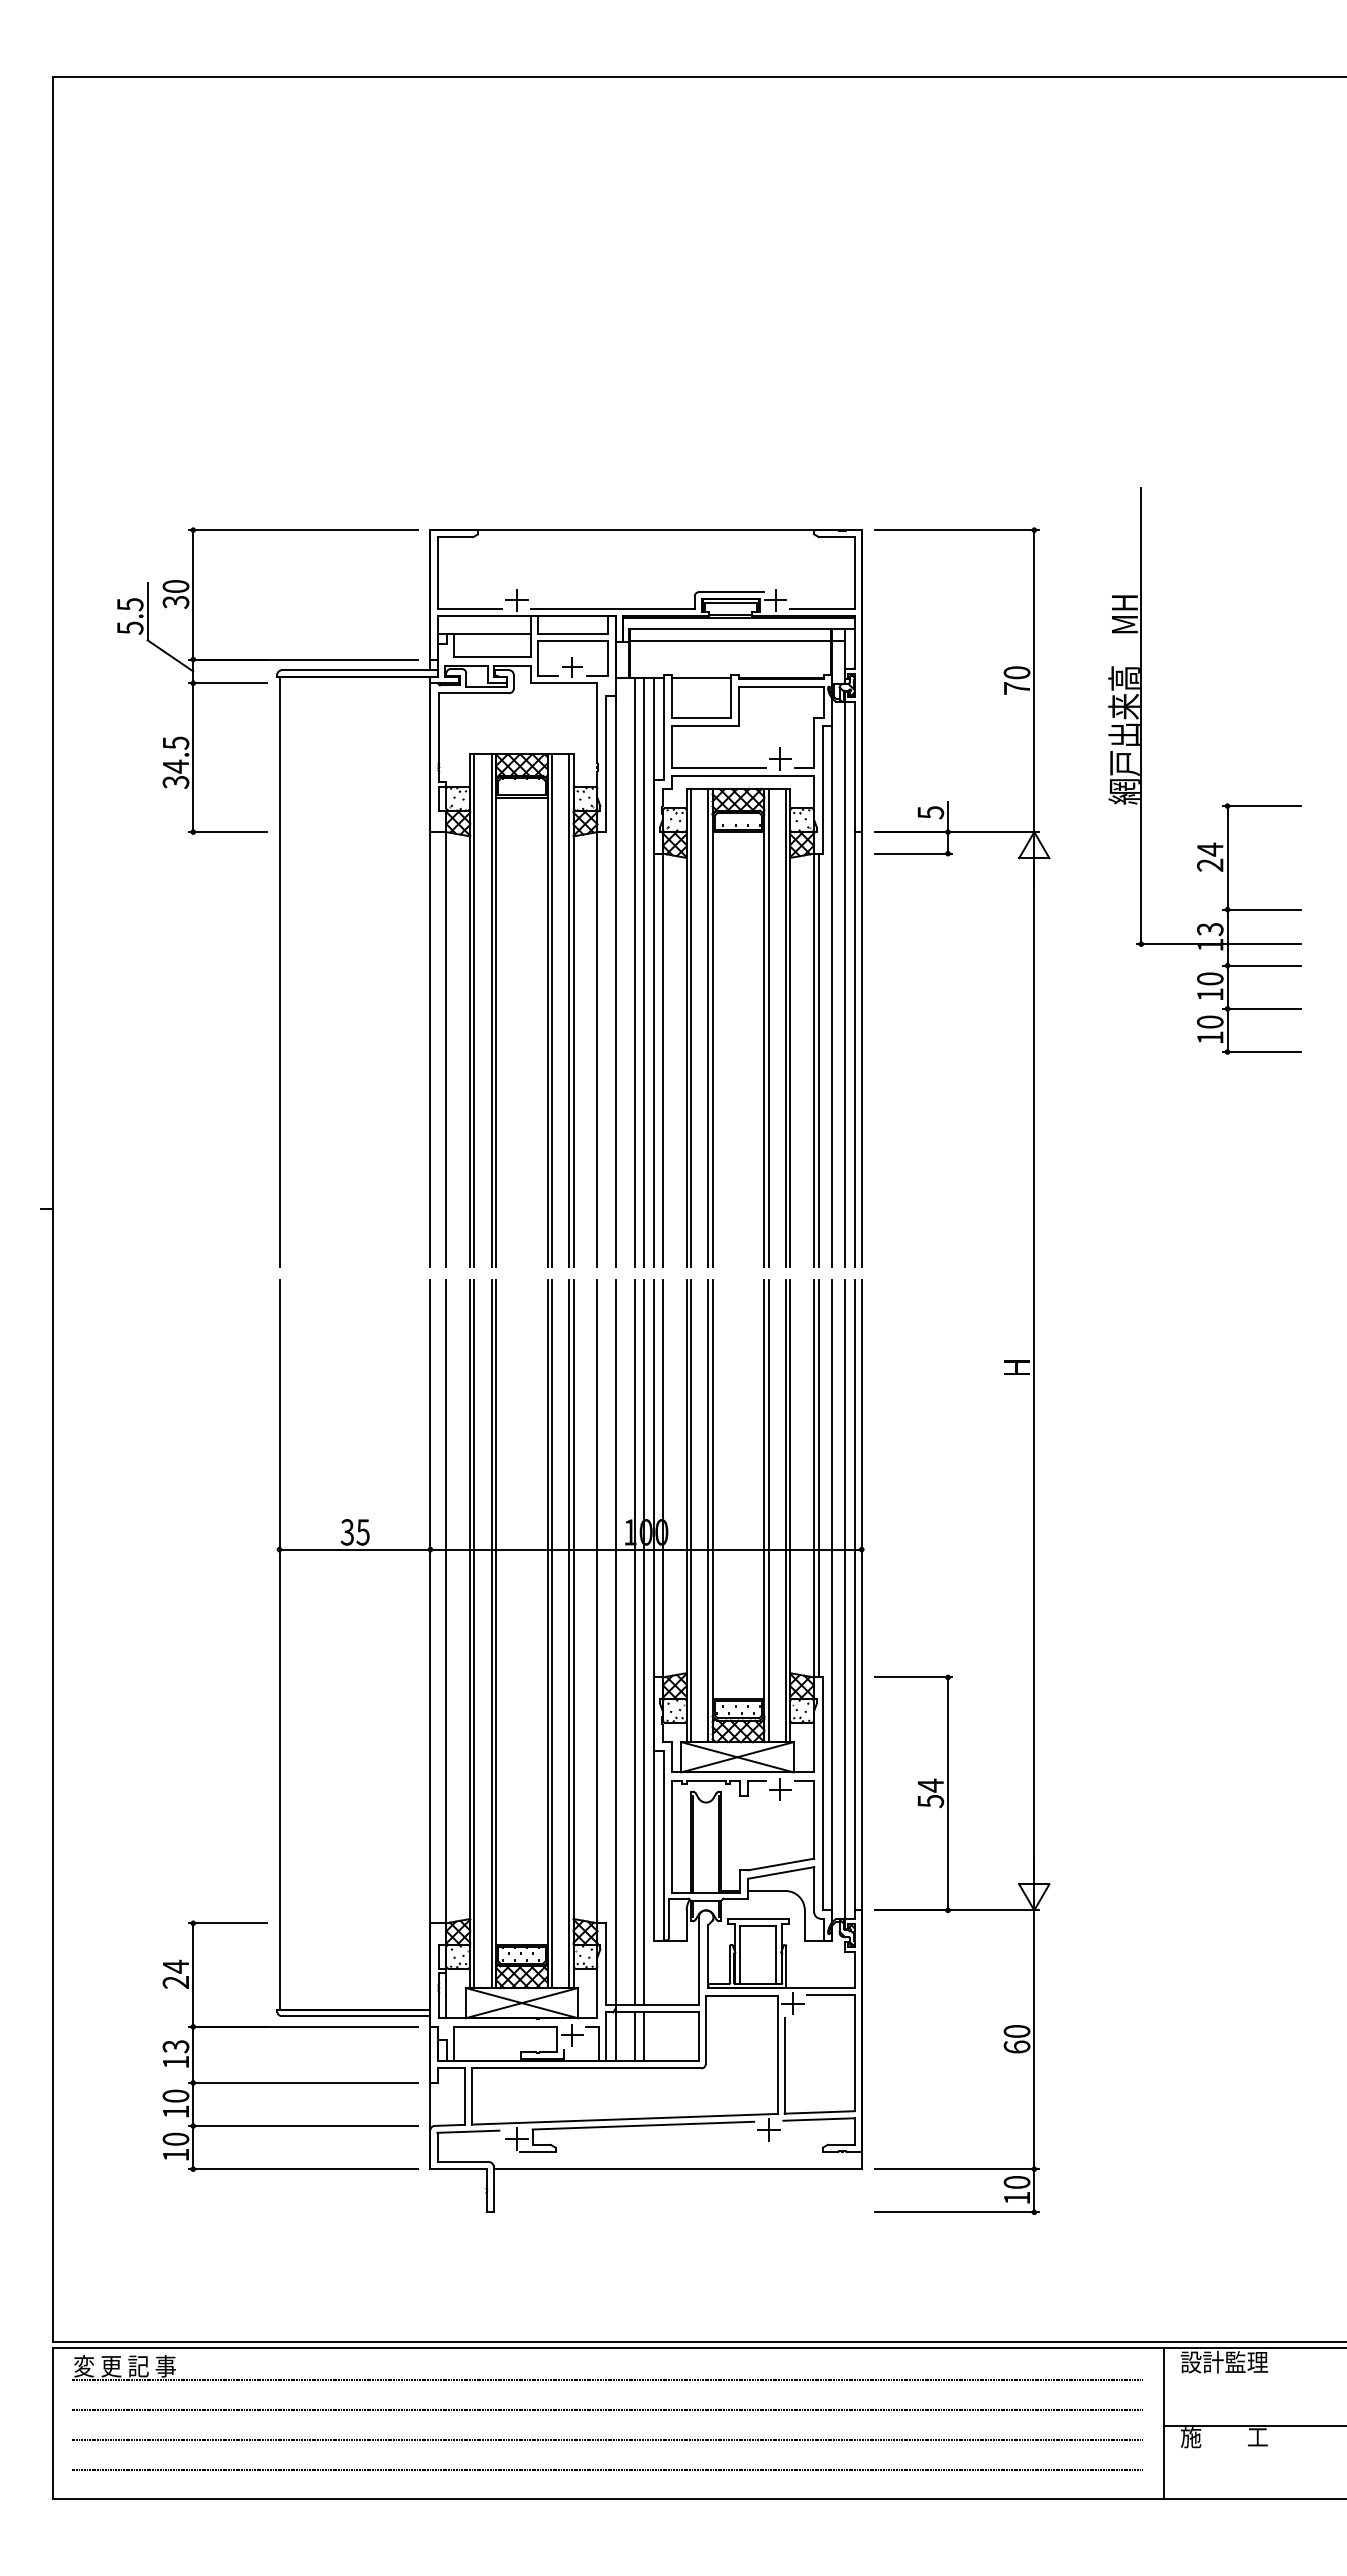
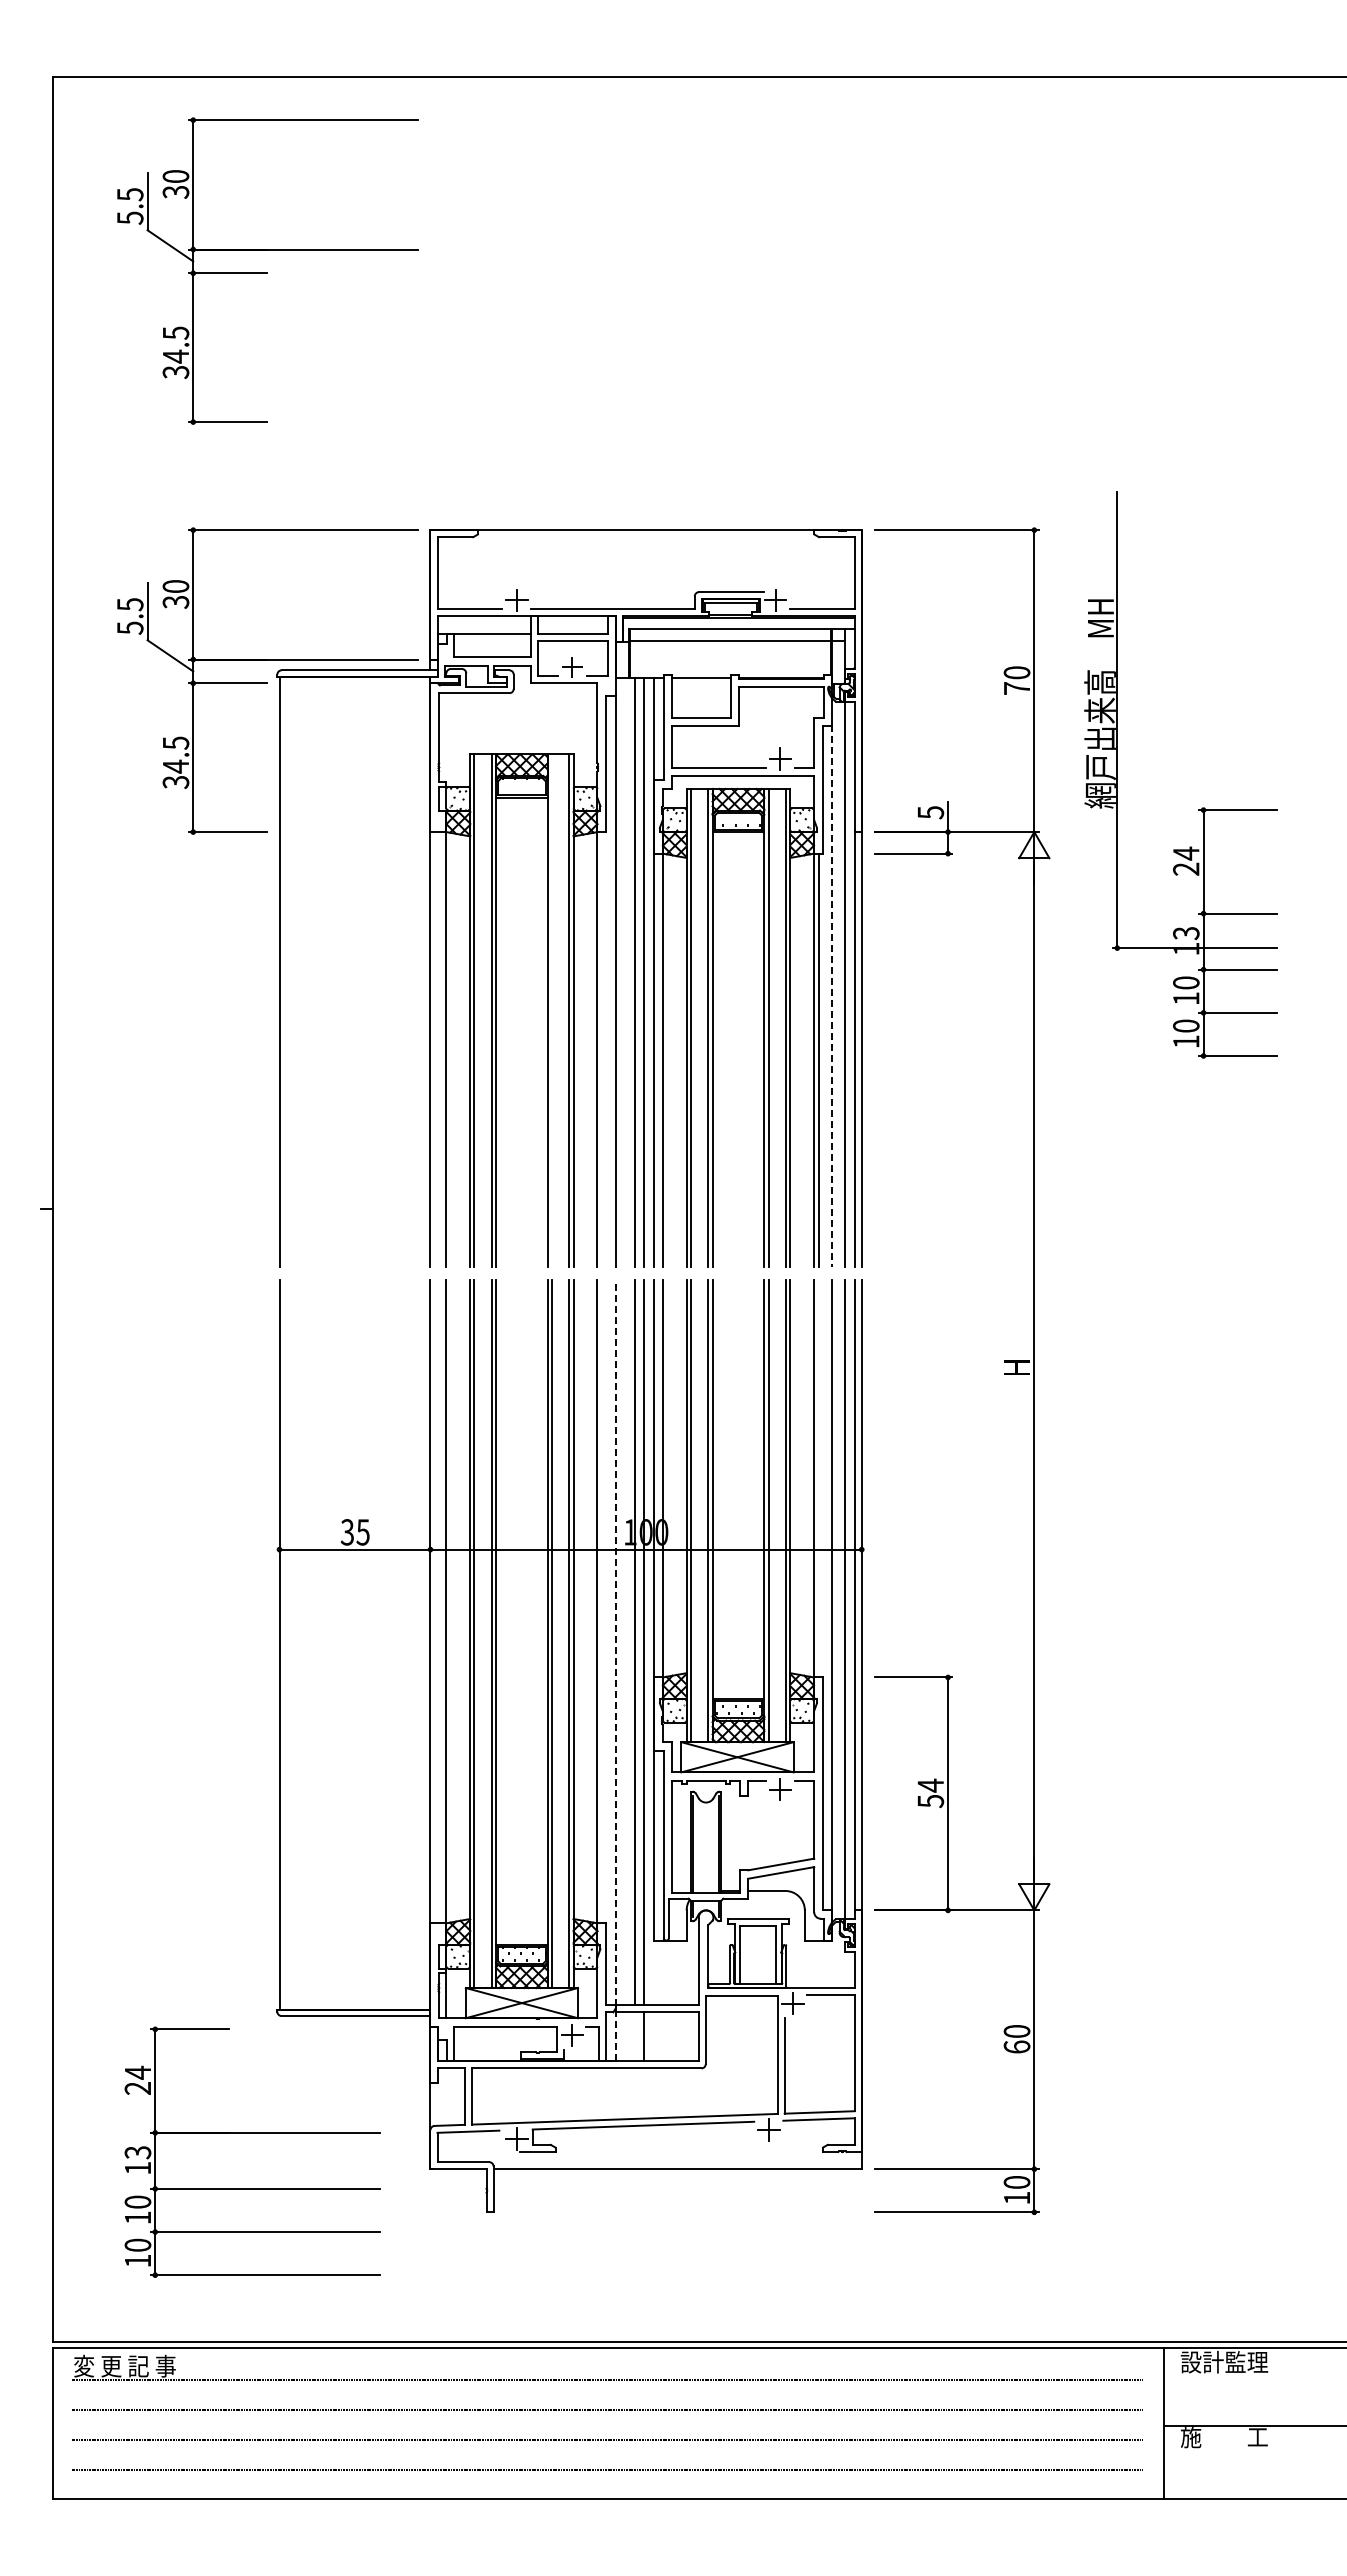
part: none -> present (267, 270)
part position: (1222, 805) -> (1198, 809) (1198, 809)
line: solid -> dashed (832, 996)
line: present -> none (552, 1010)
line: present -> none (818, 1478)
line: solid -> dashed (615, 1670)
part position: (290, 2027) -> (252, 2133) (252, 2133)
line: present -> none (635, 2036)
